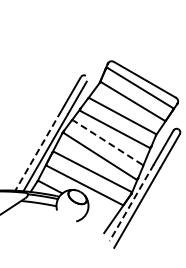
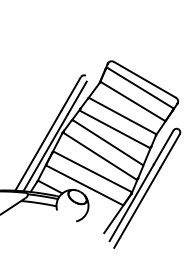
line: dashed -> solid (107, 142)
line: dashed -> solid (38, 151)
line: dashed -> solid (131, 203)
